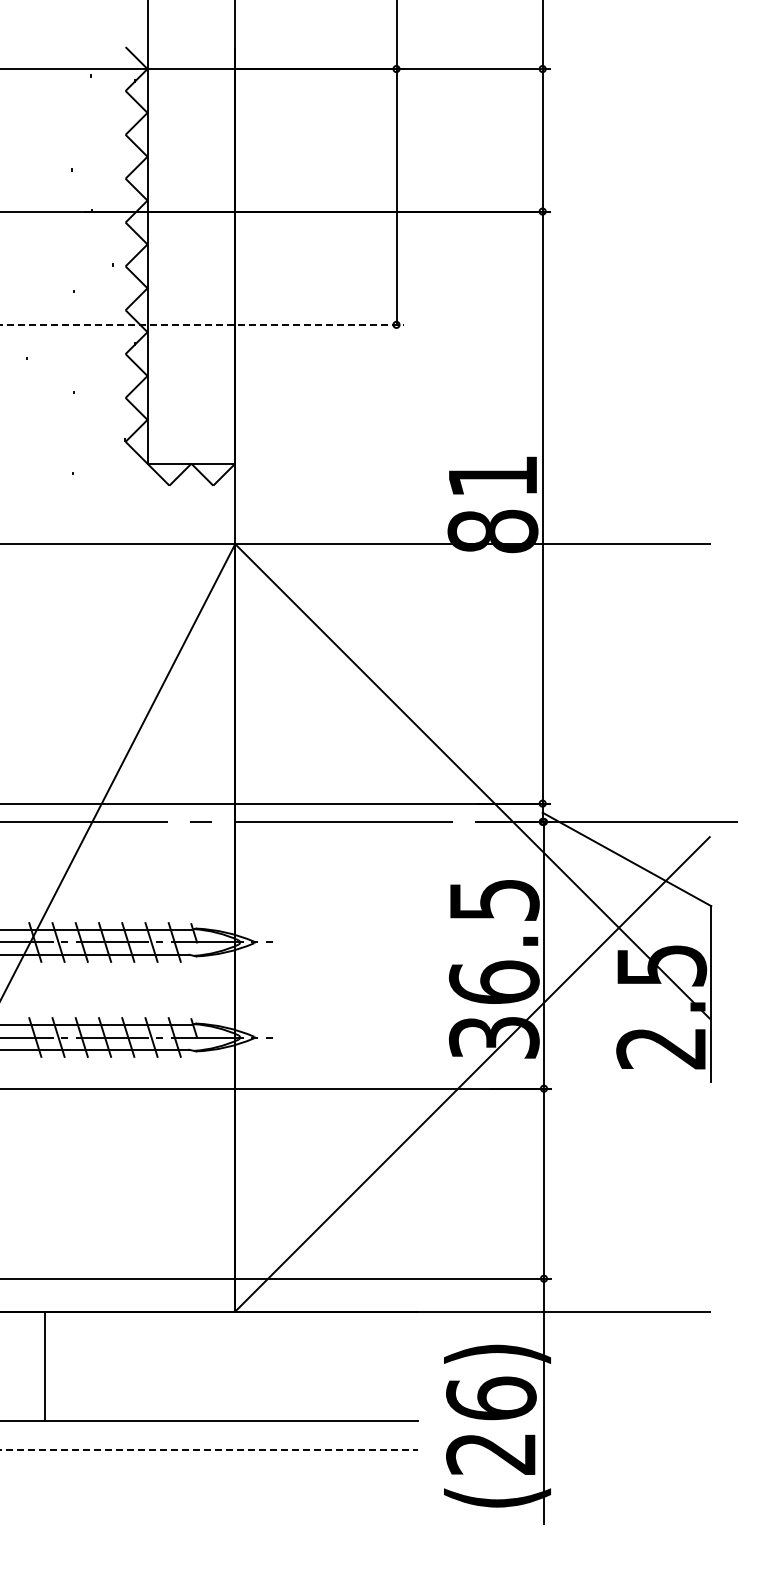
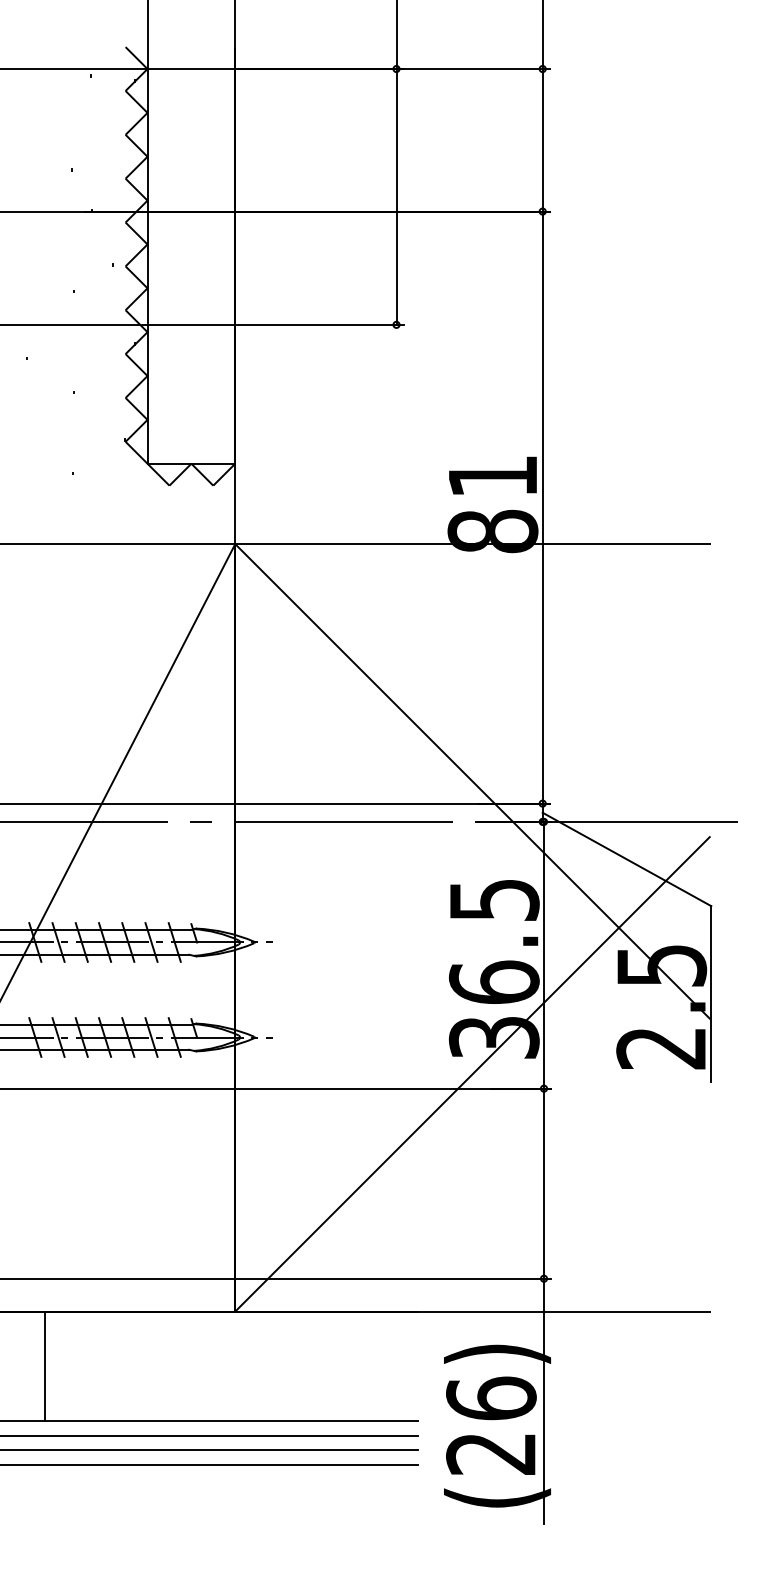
line: dashed -> solid (202, 324)
line: none -> present (209, 1435)
line: dashed -> solid (209, 1450)
line: none -> present (209, 1465)
